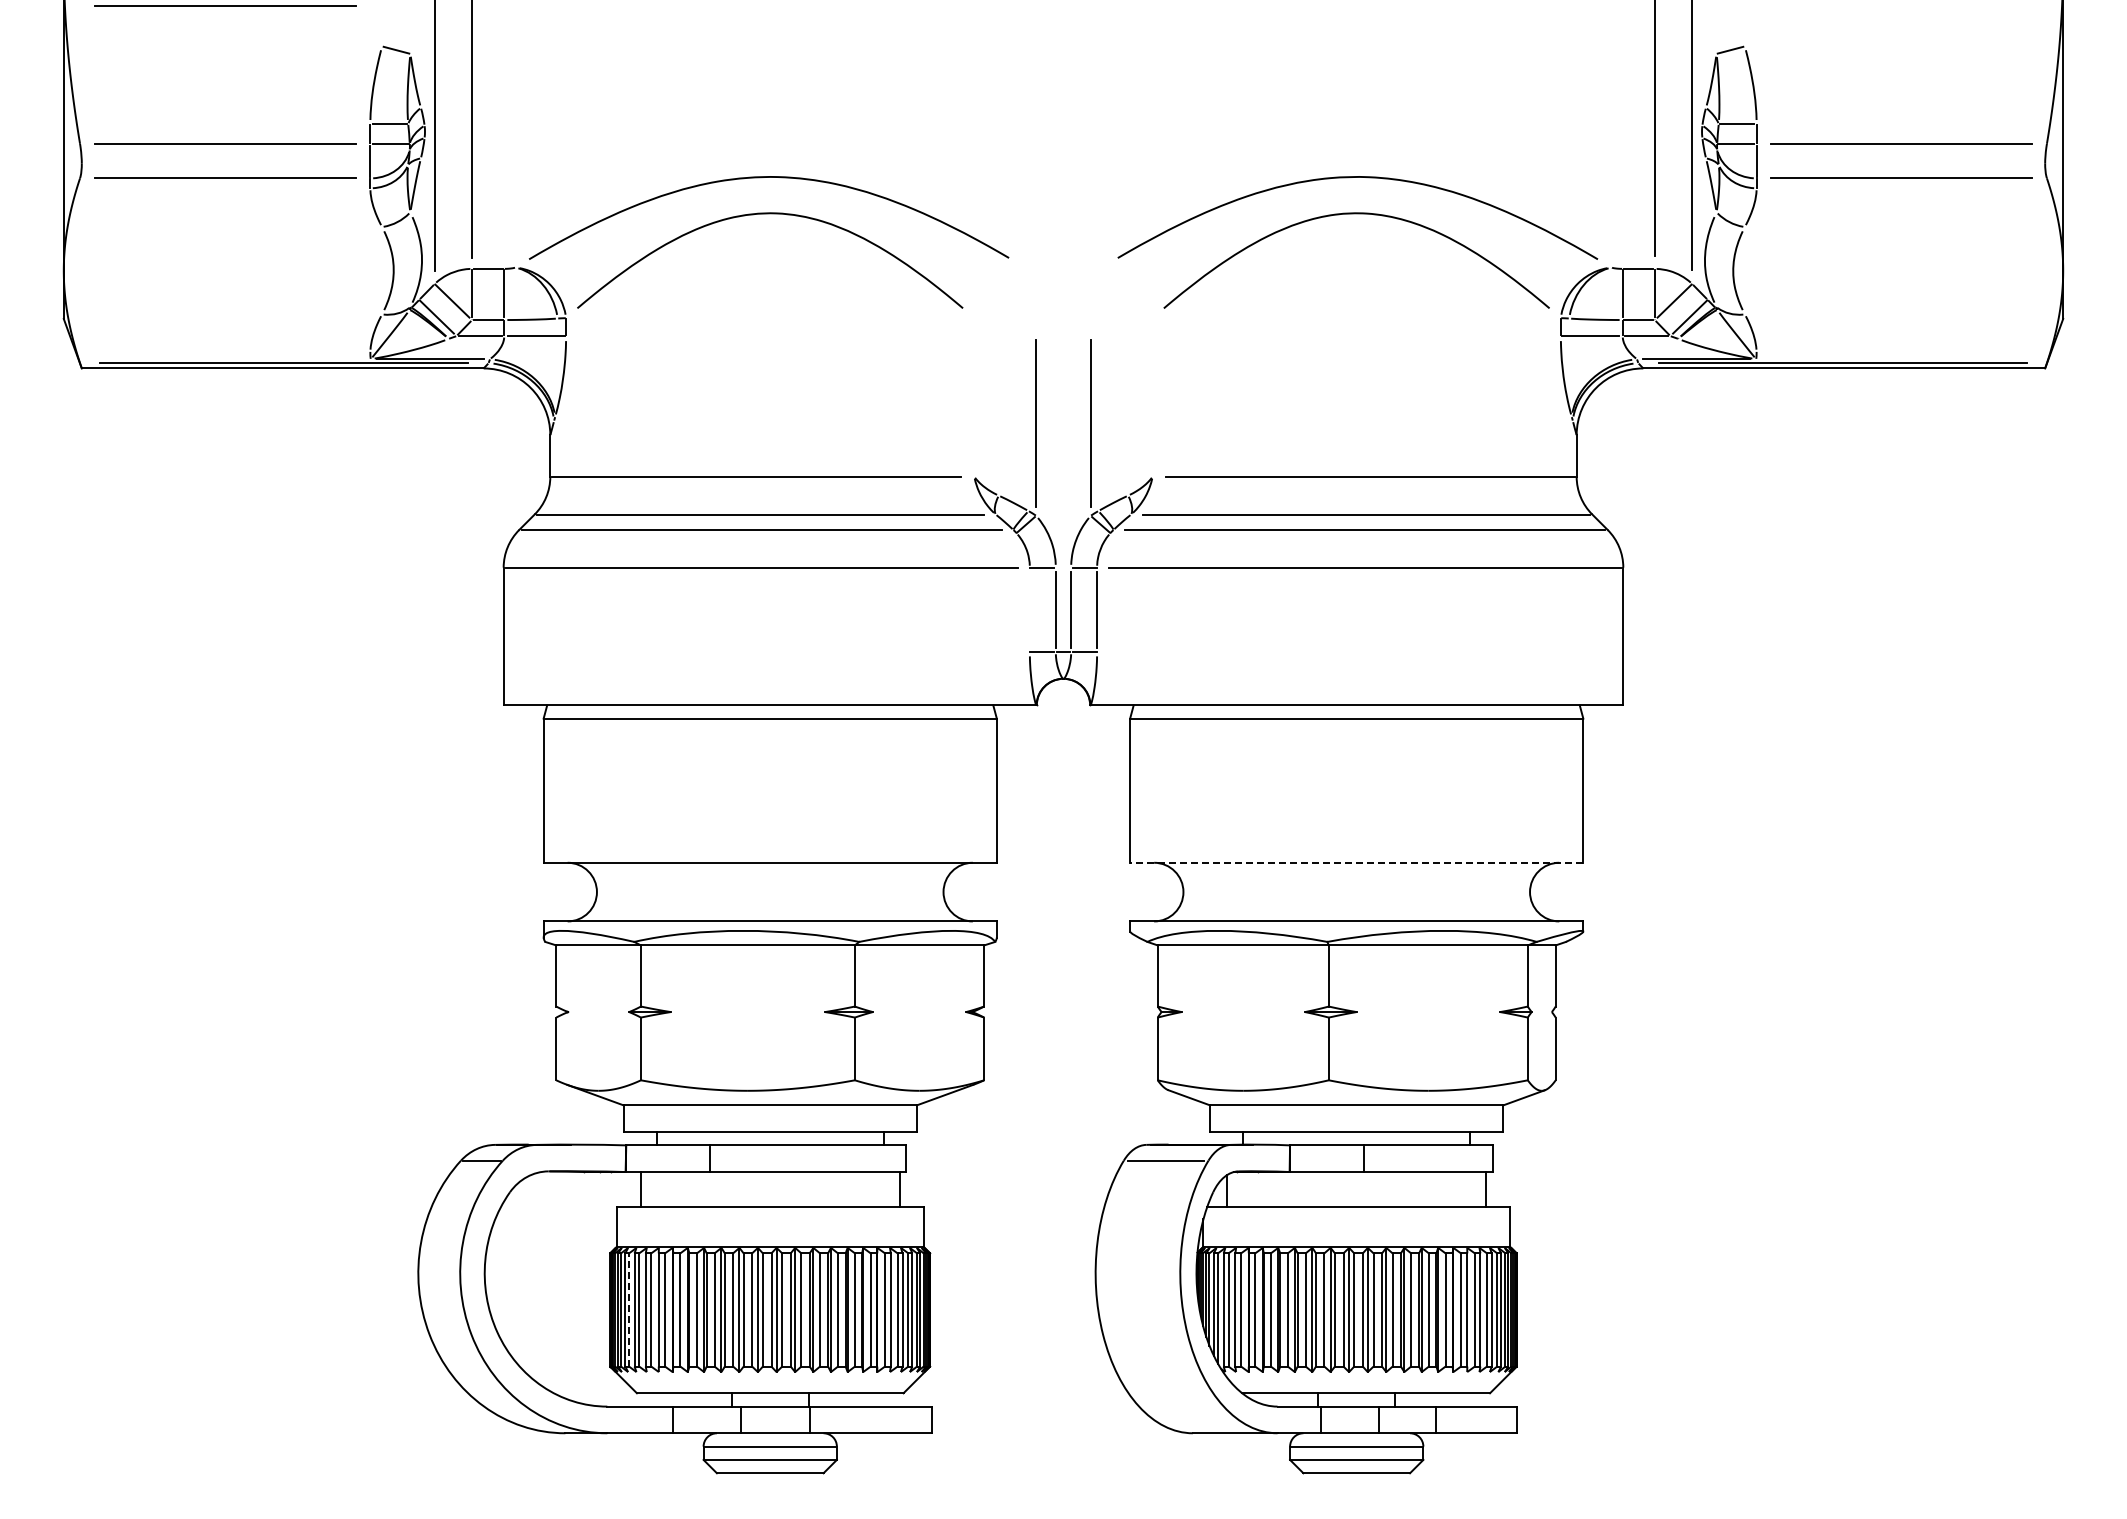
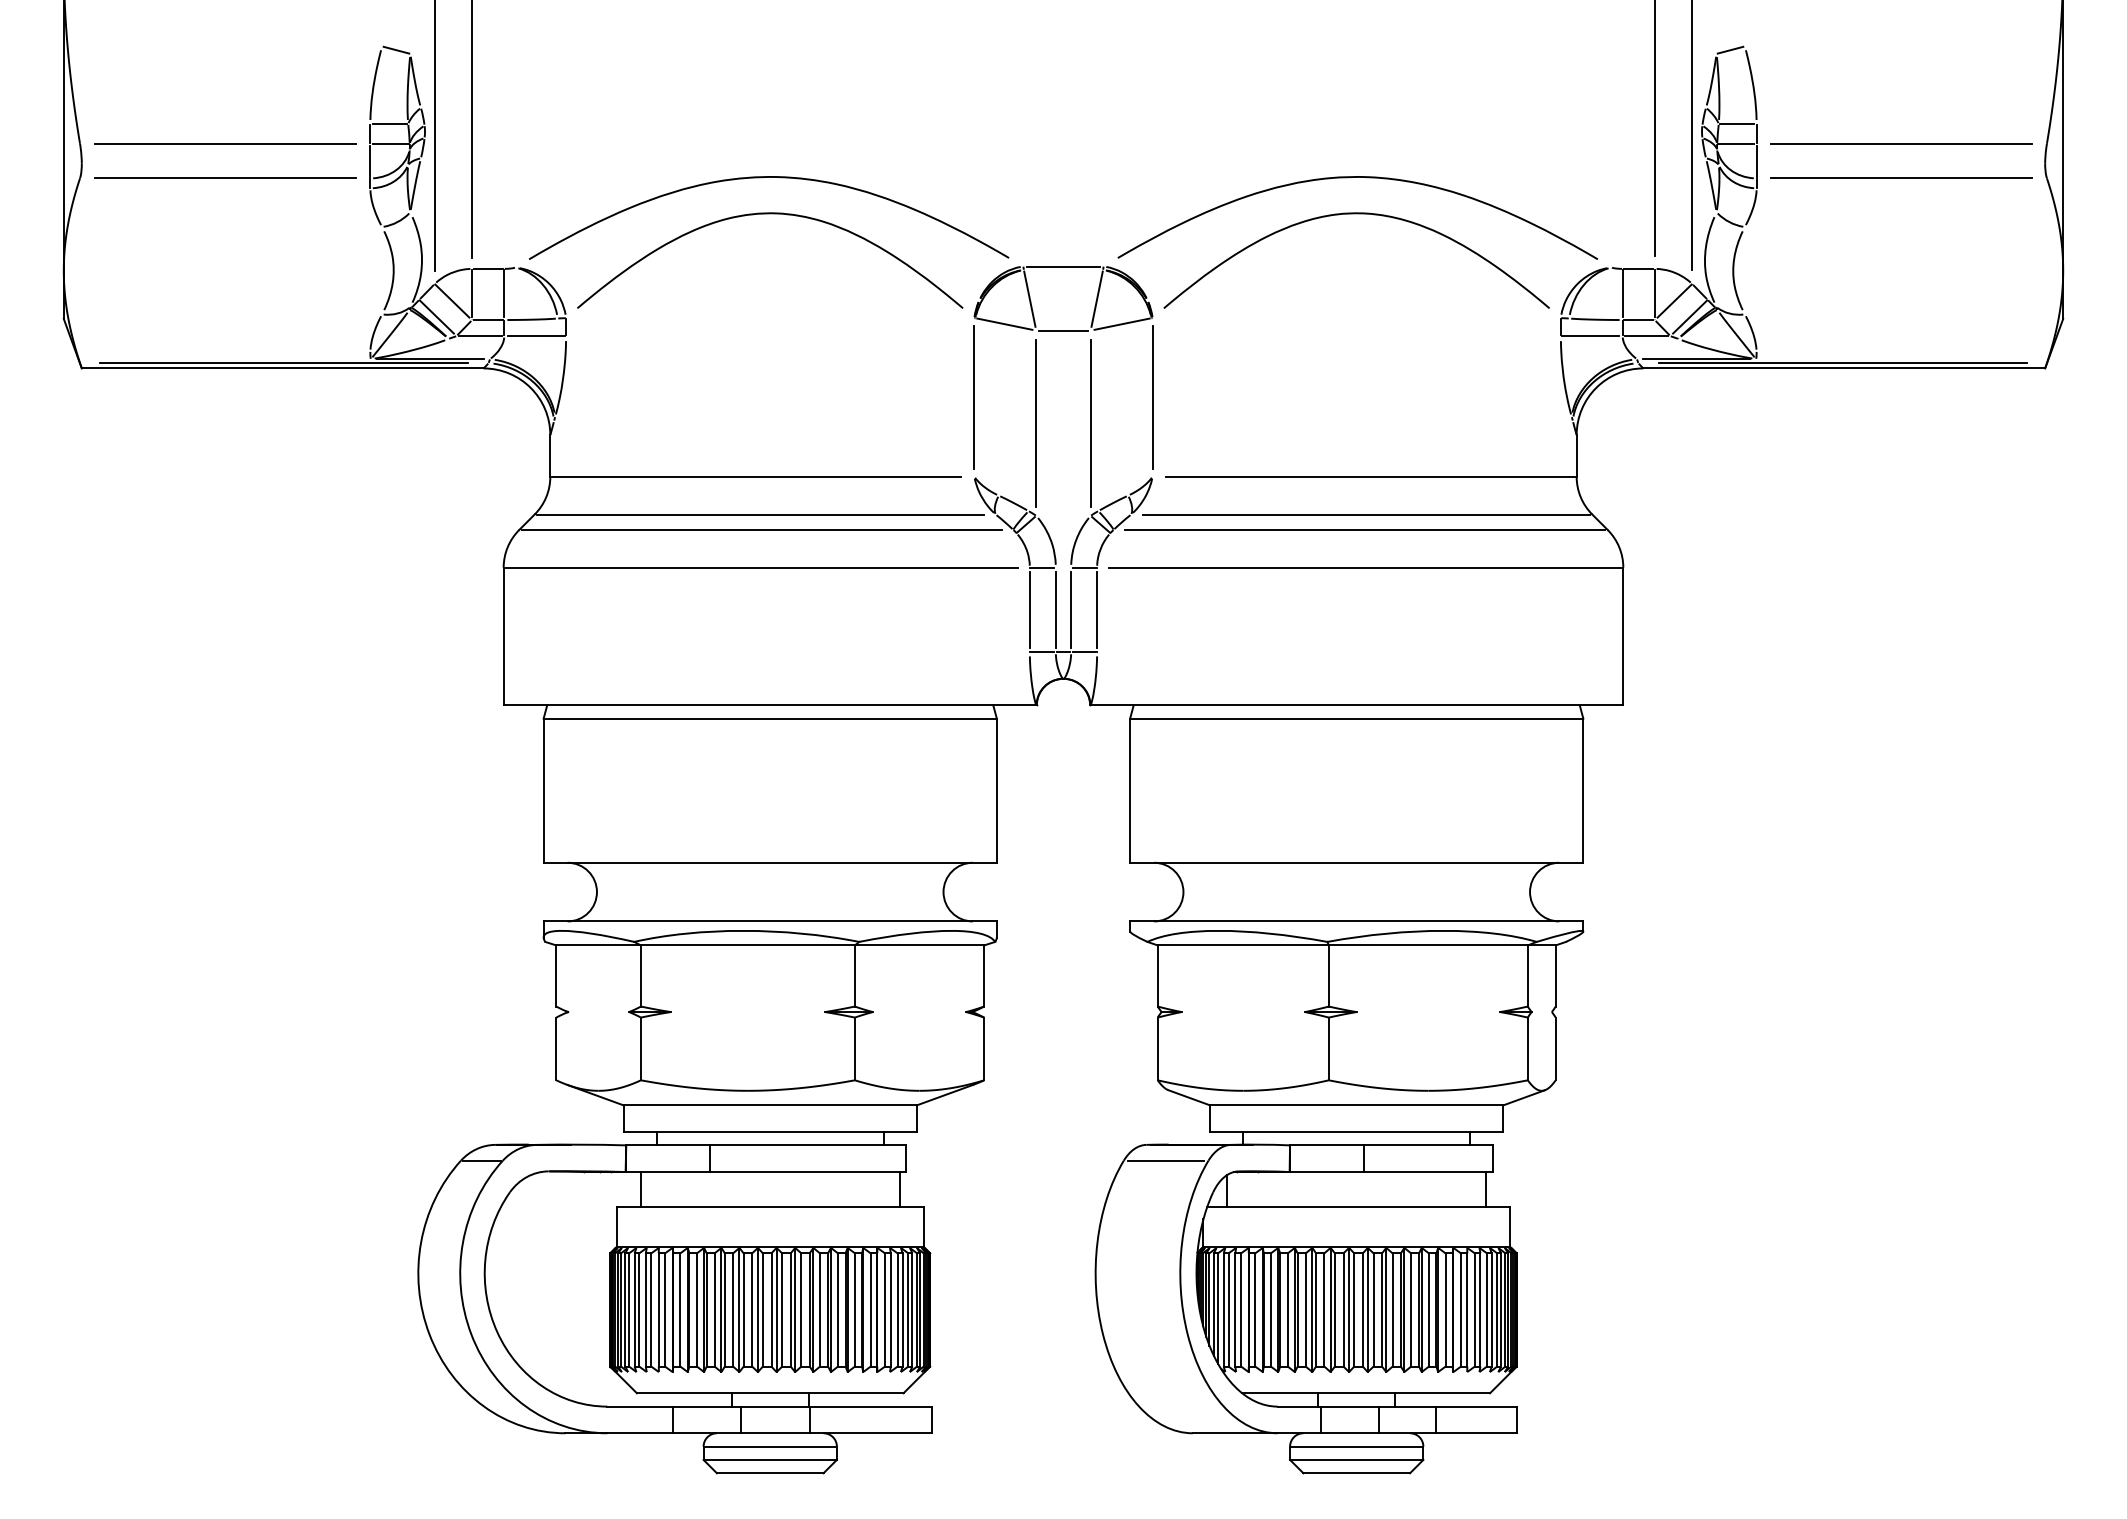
line: present -> none (225, 5)
part: none -> present (1063, 331)
line: none -> present (1029, 609)
line: dashed -> solid (1356, 862)
line: dashed -> solid (629, 1309)
